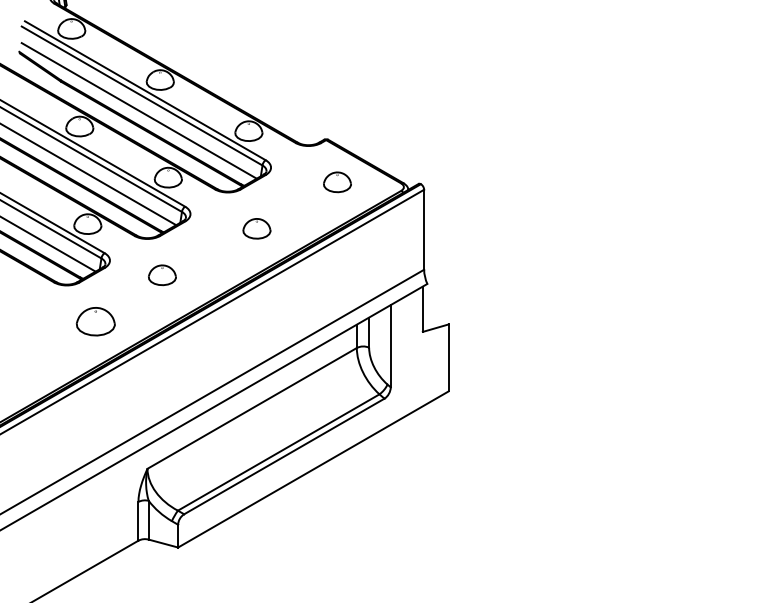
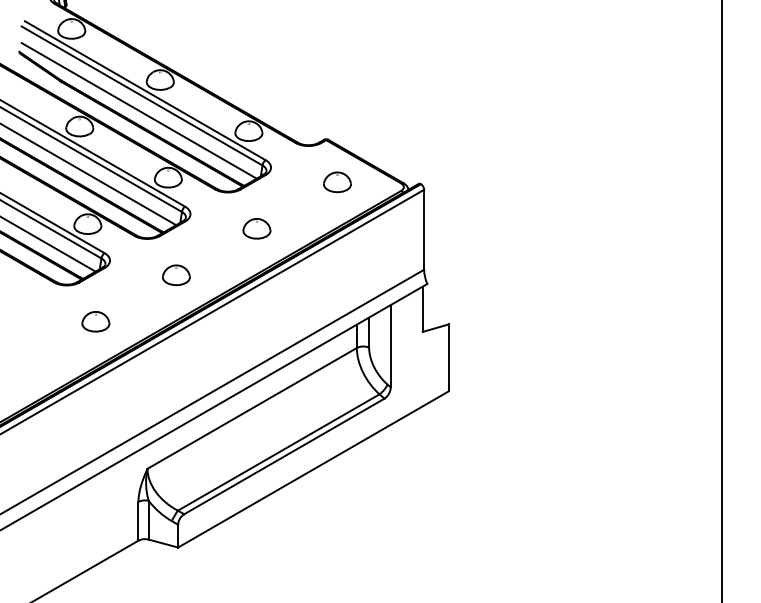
part position: (162, 275) -> (176, 275) (176, 275)
line: none -> present (721, 300)
part size: 41x30 px -> 30x22 px (95, 321)
